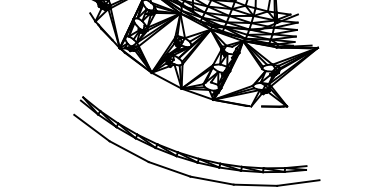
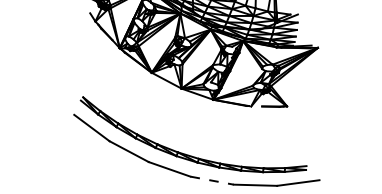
line: solid -> dashed (212, 180)
